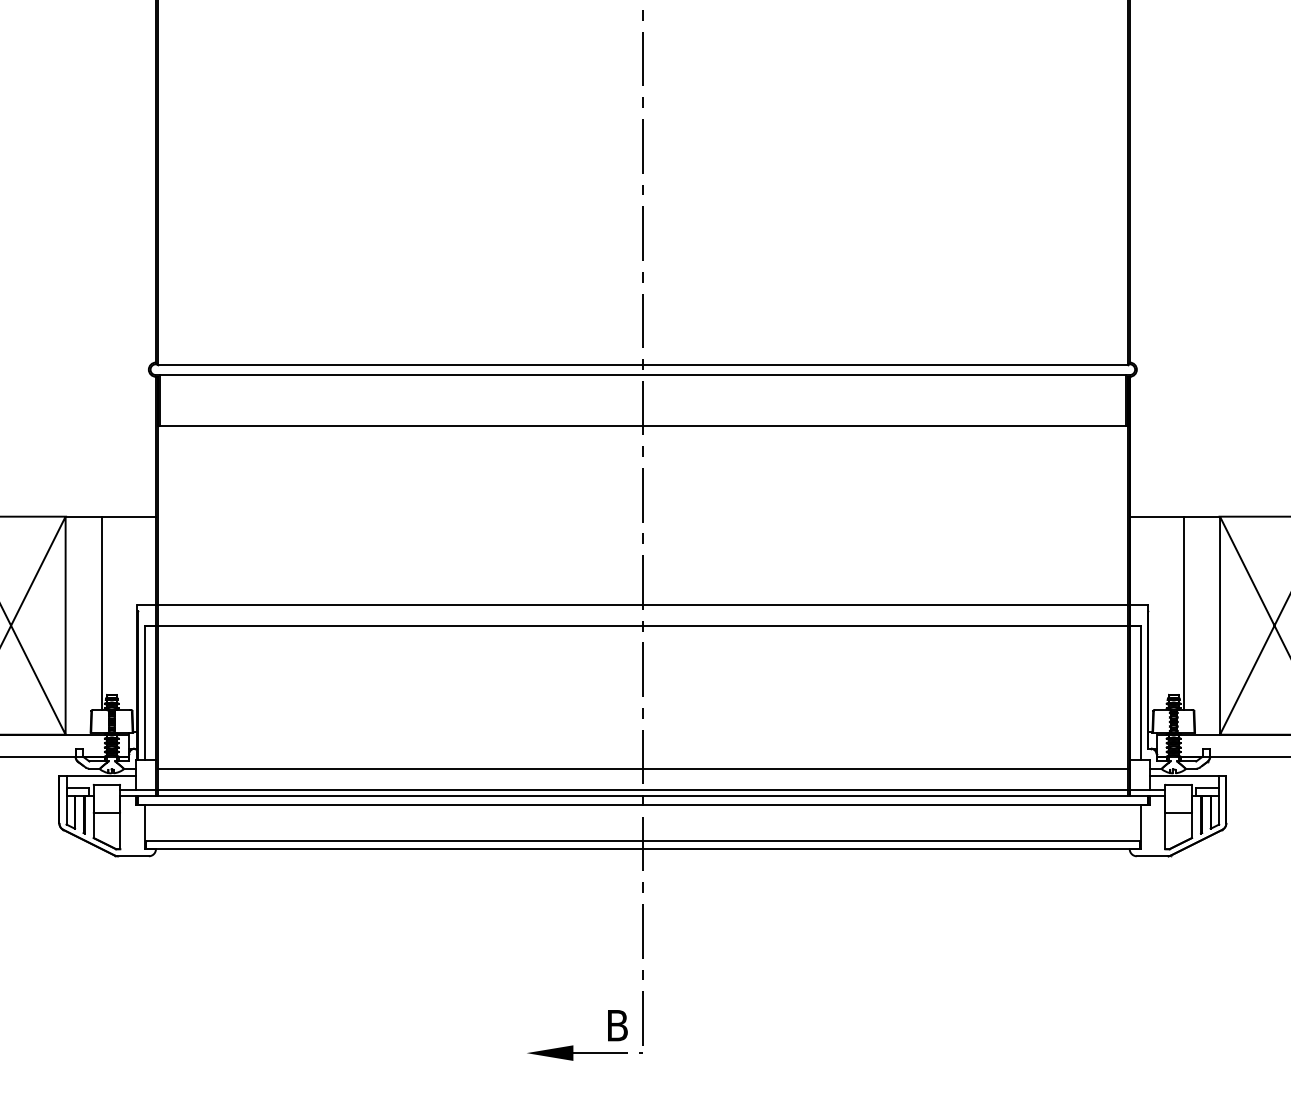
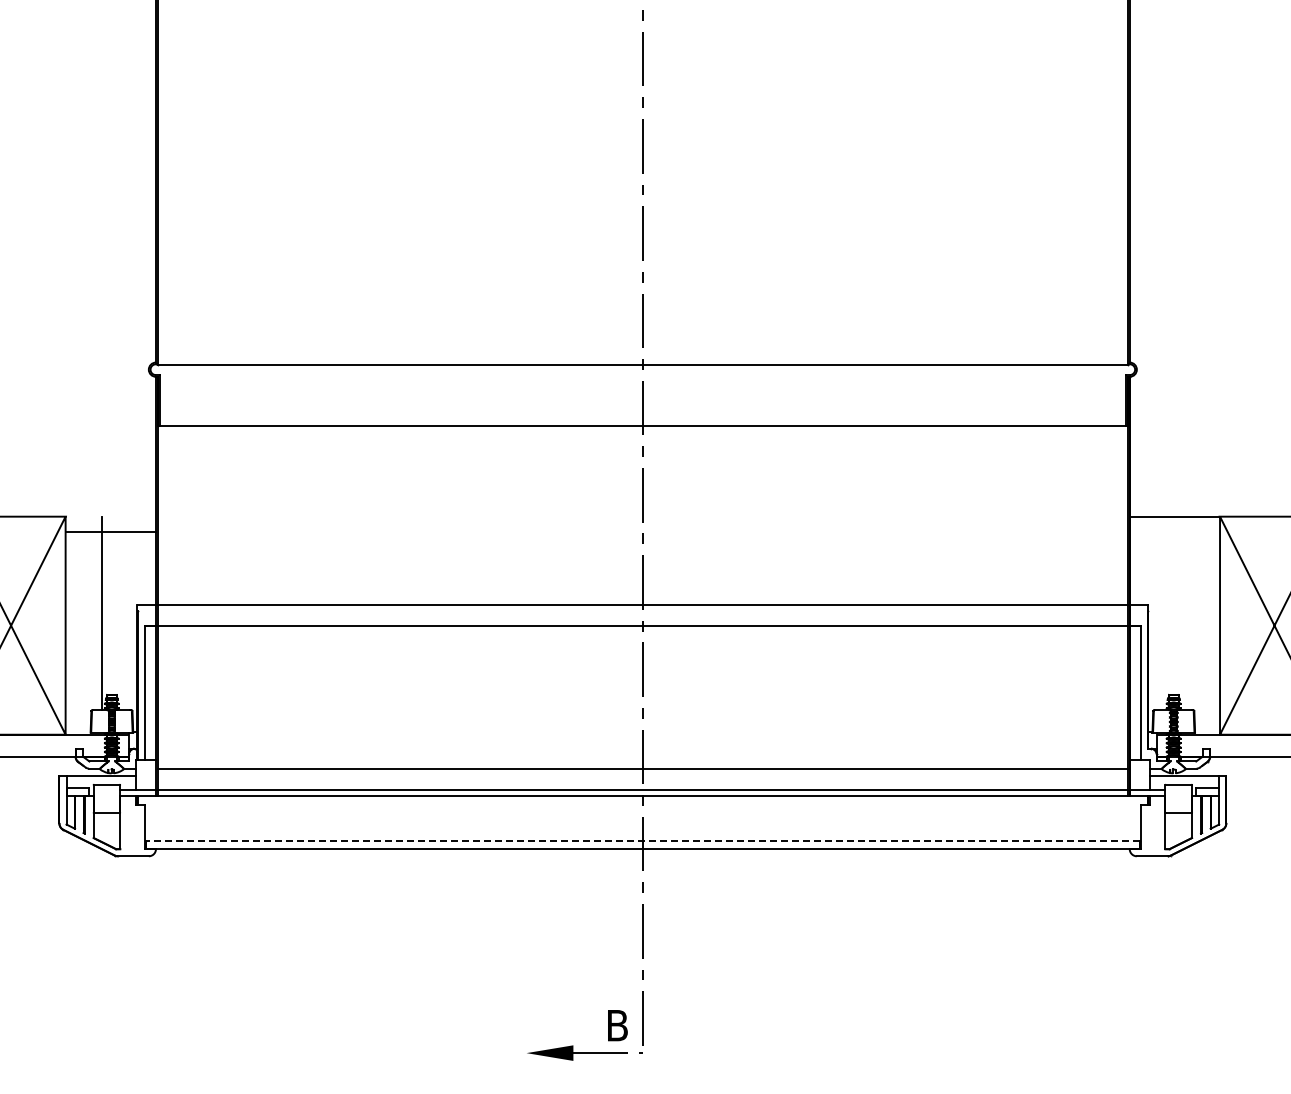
line: present -> none (642, 375)
line position: (110, 516) -> (110, 531) (110, 531)
line: present -> none (1183, 612)
line: present -> none (642, 804)
line: solid -> dashed (642, 840)
